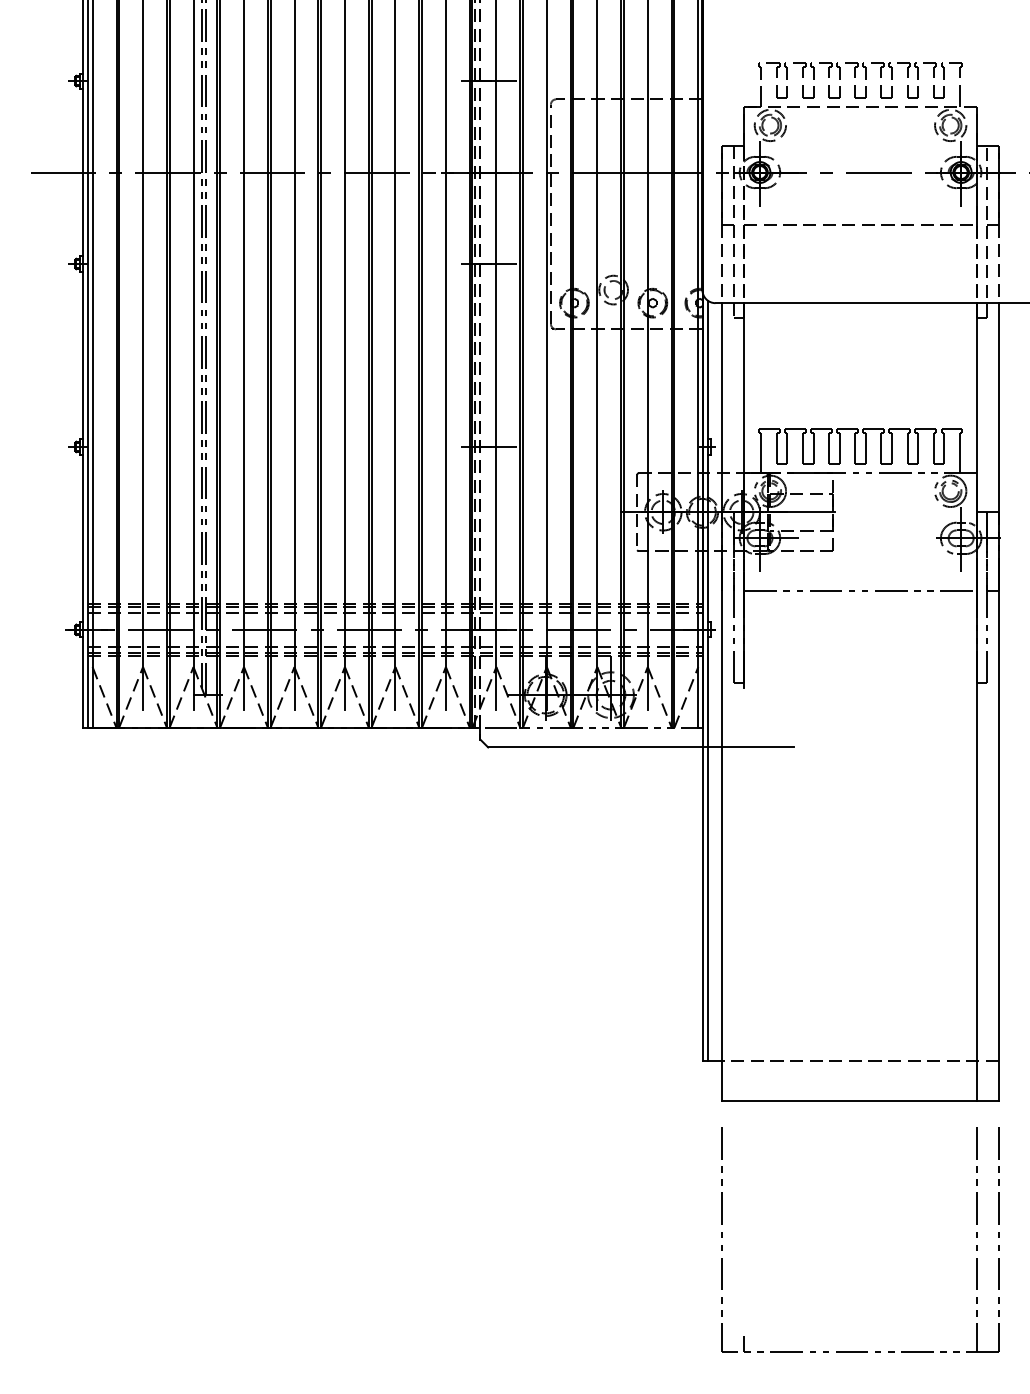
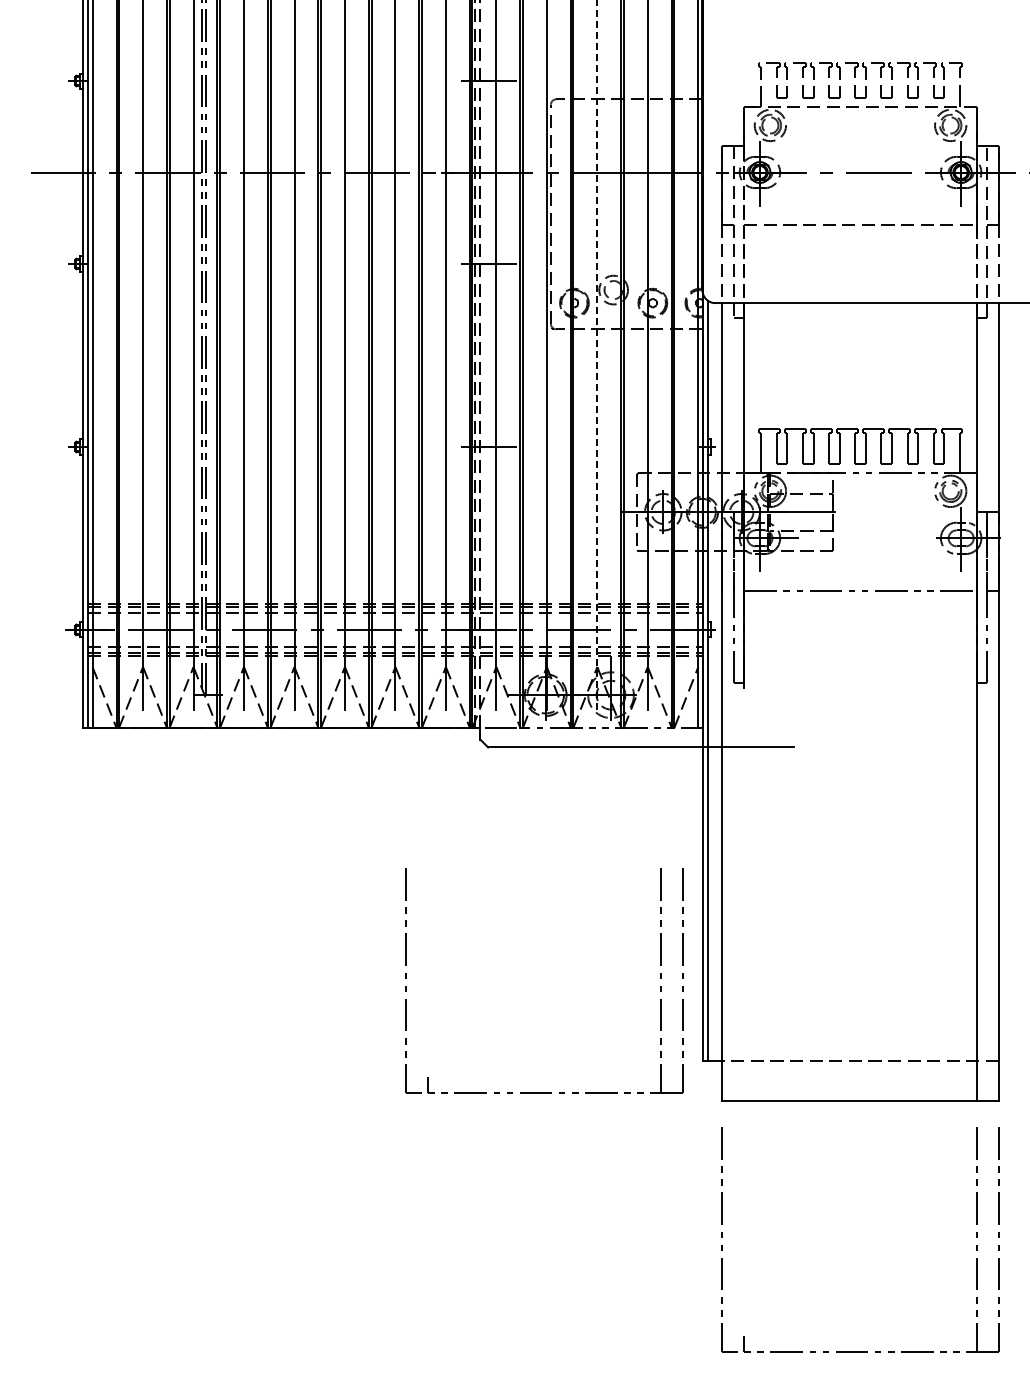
line: solid -> dashed (597, 355)
part: none -> present (544, 1092)
